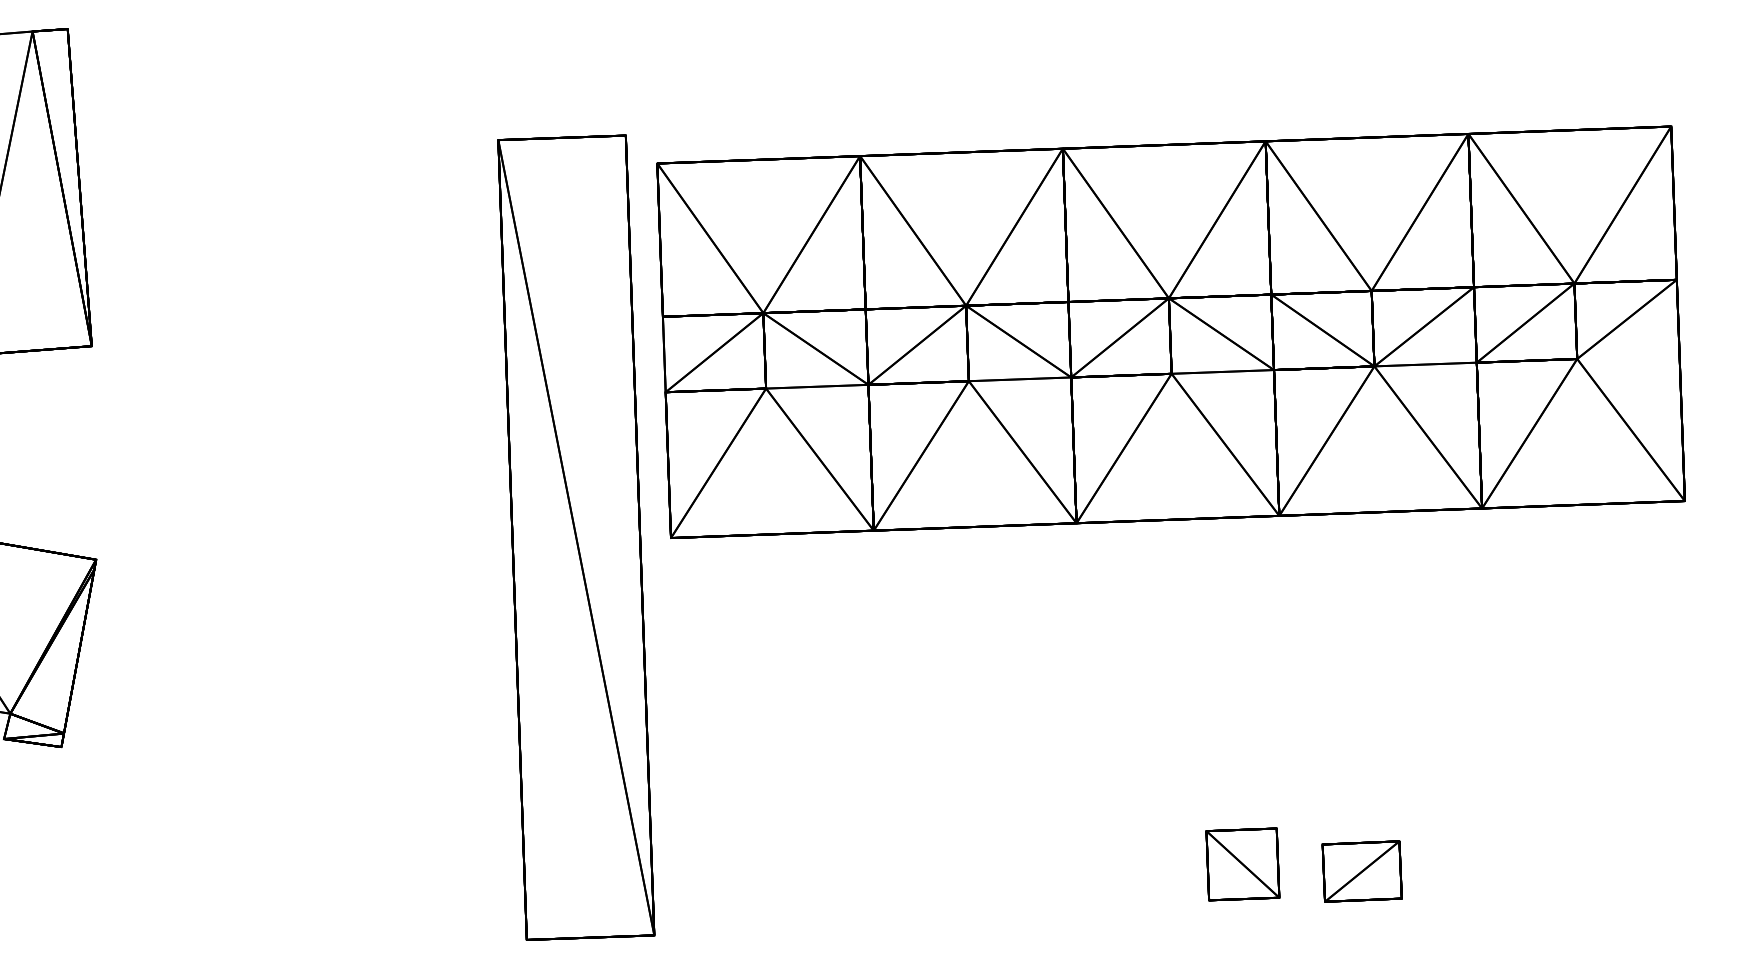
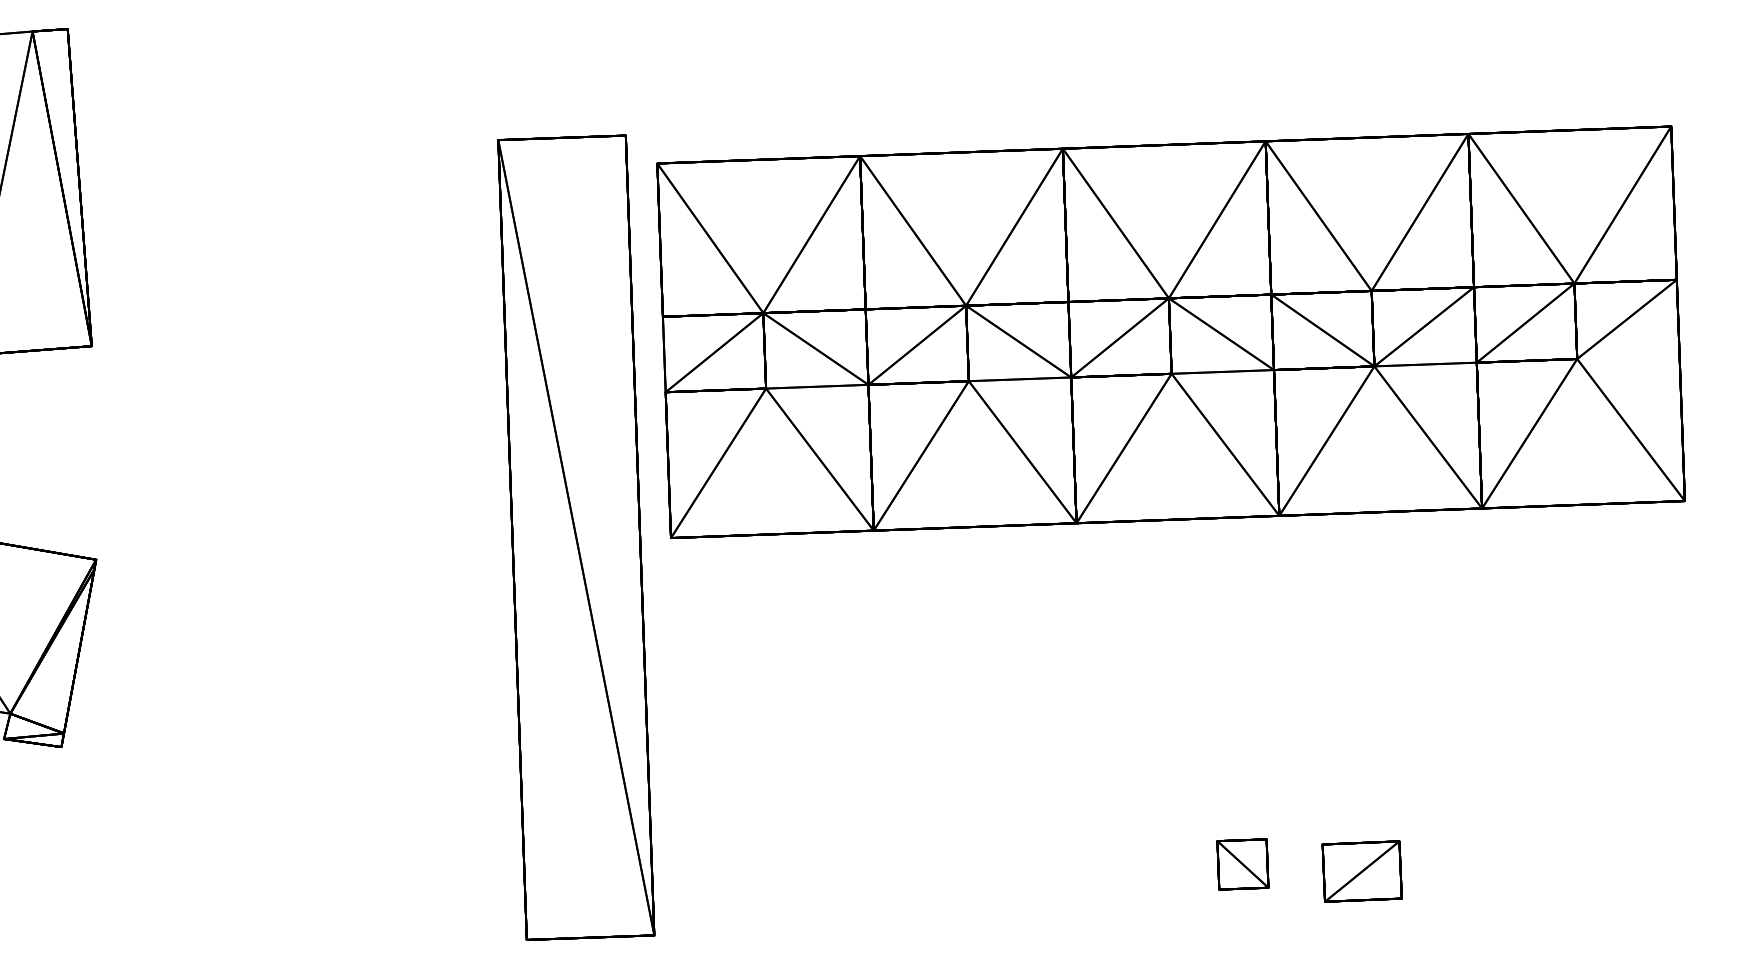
part size: 76x75 px -> 54x53 px (1242, 864)
